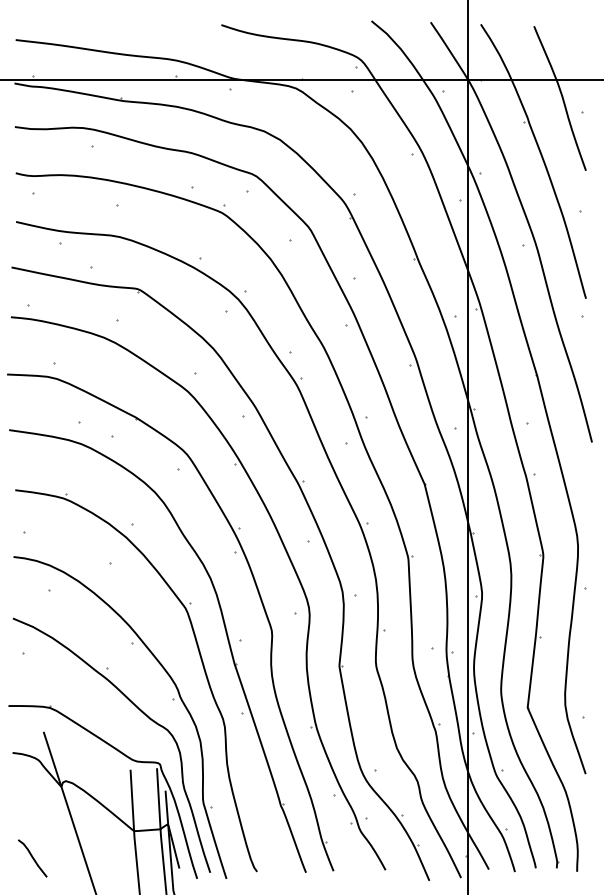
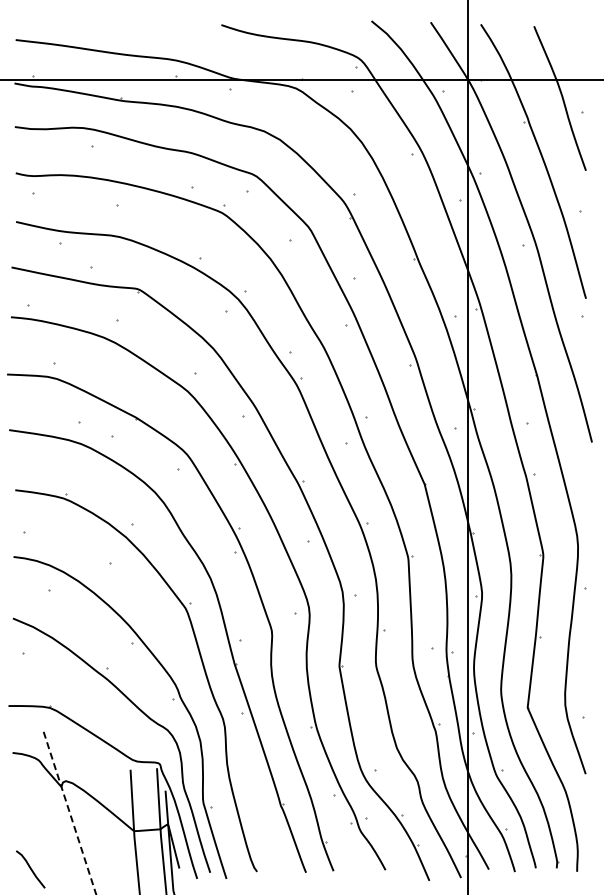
line: solid -> dashed (70, 813)
curve position: (32, 858) -> (30, 869) (30, 869)
